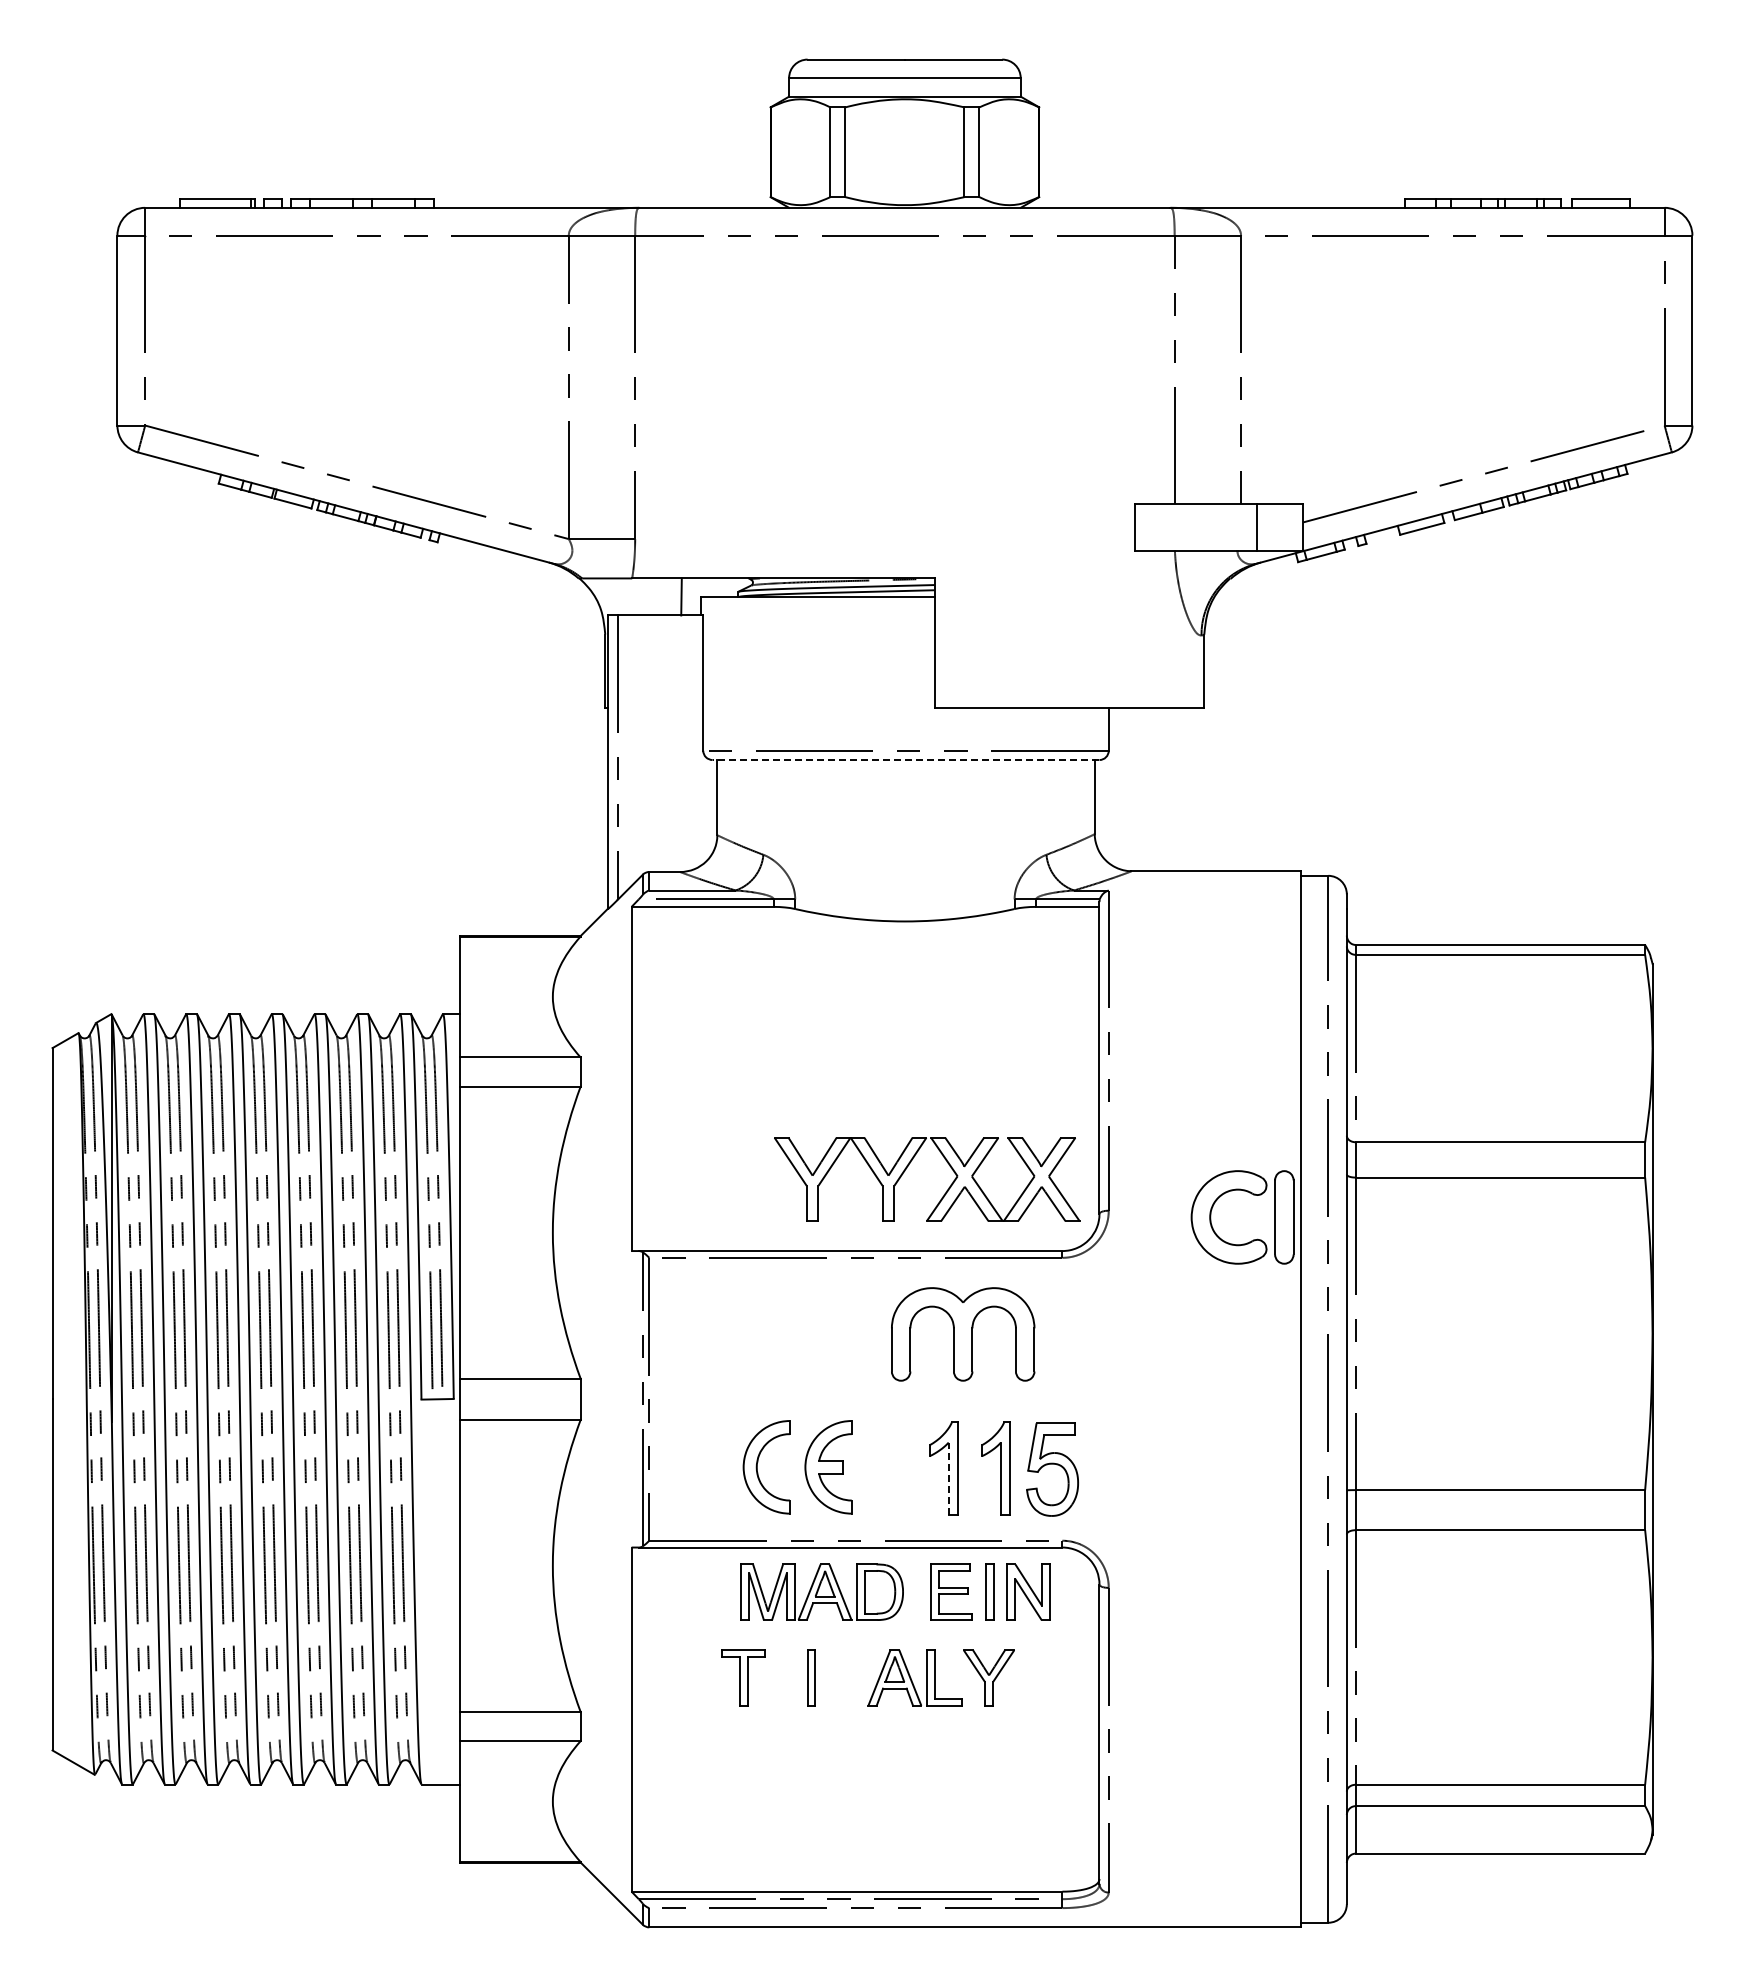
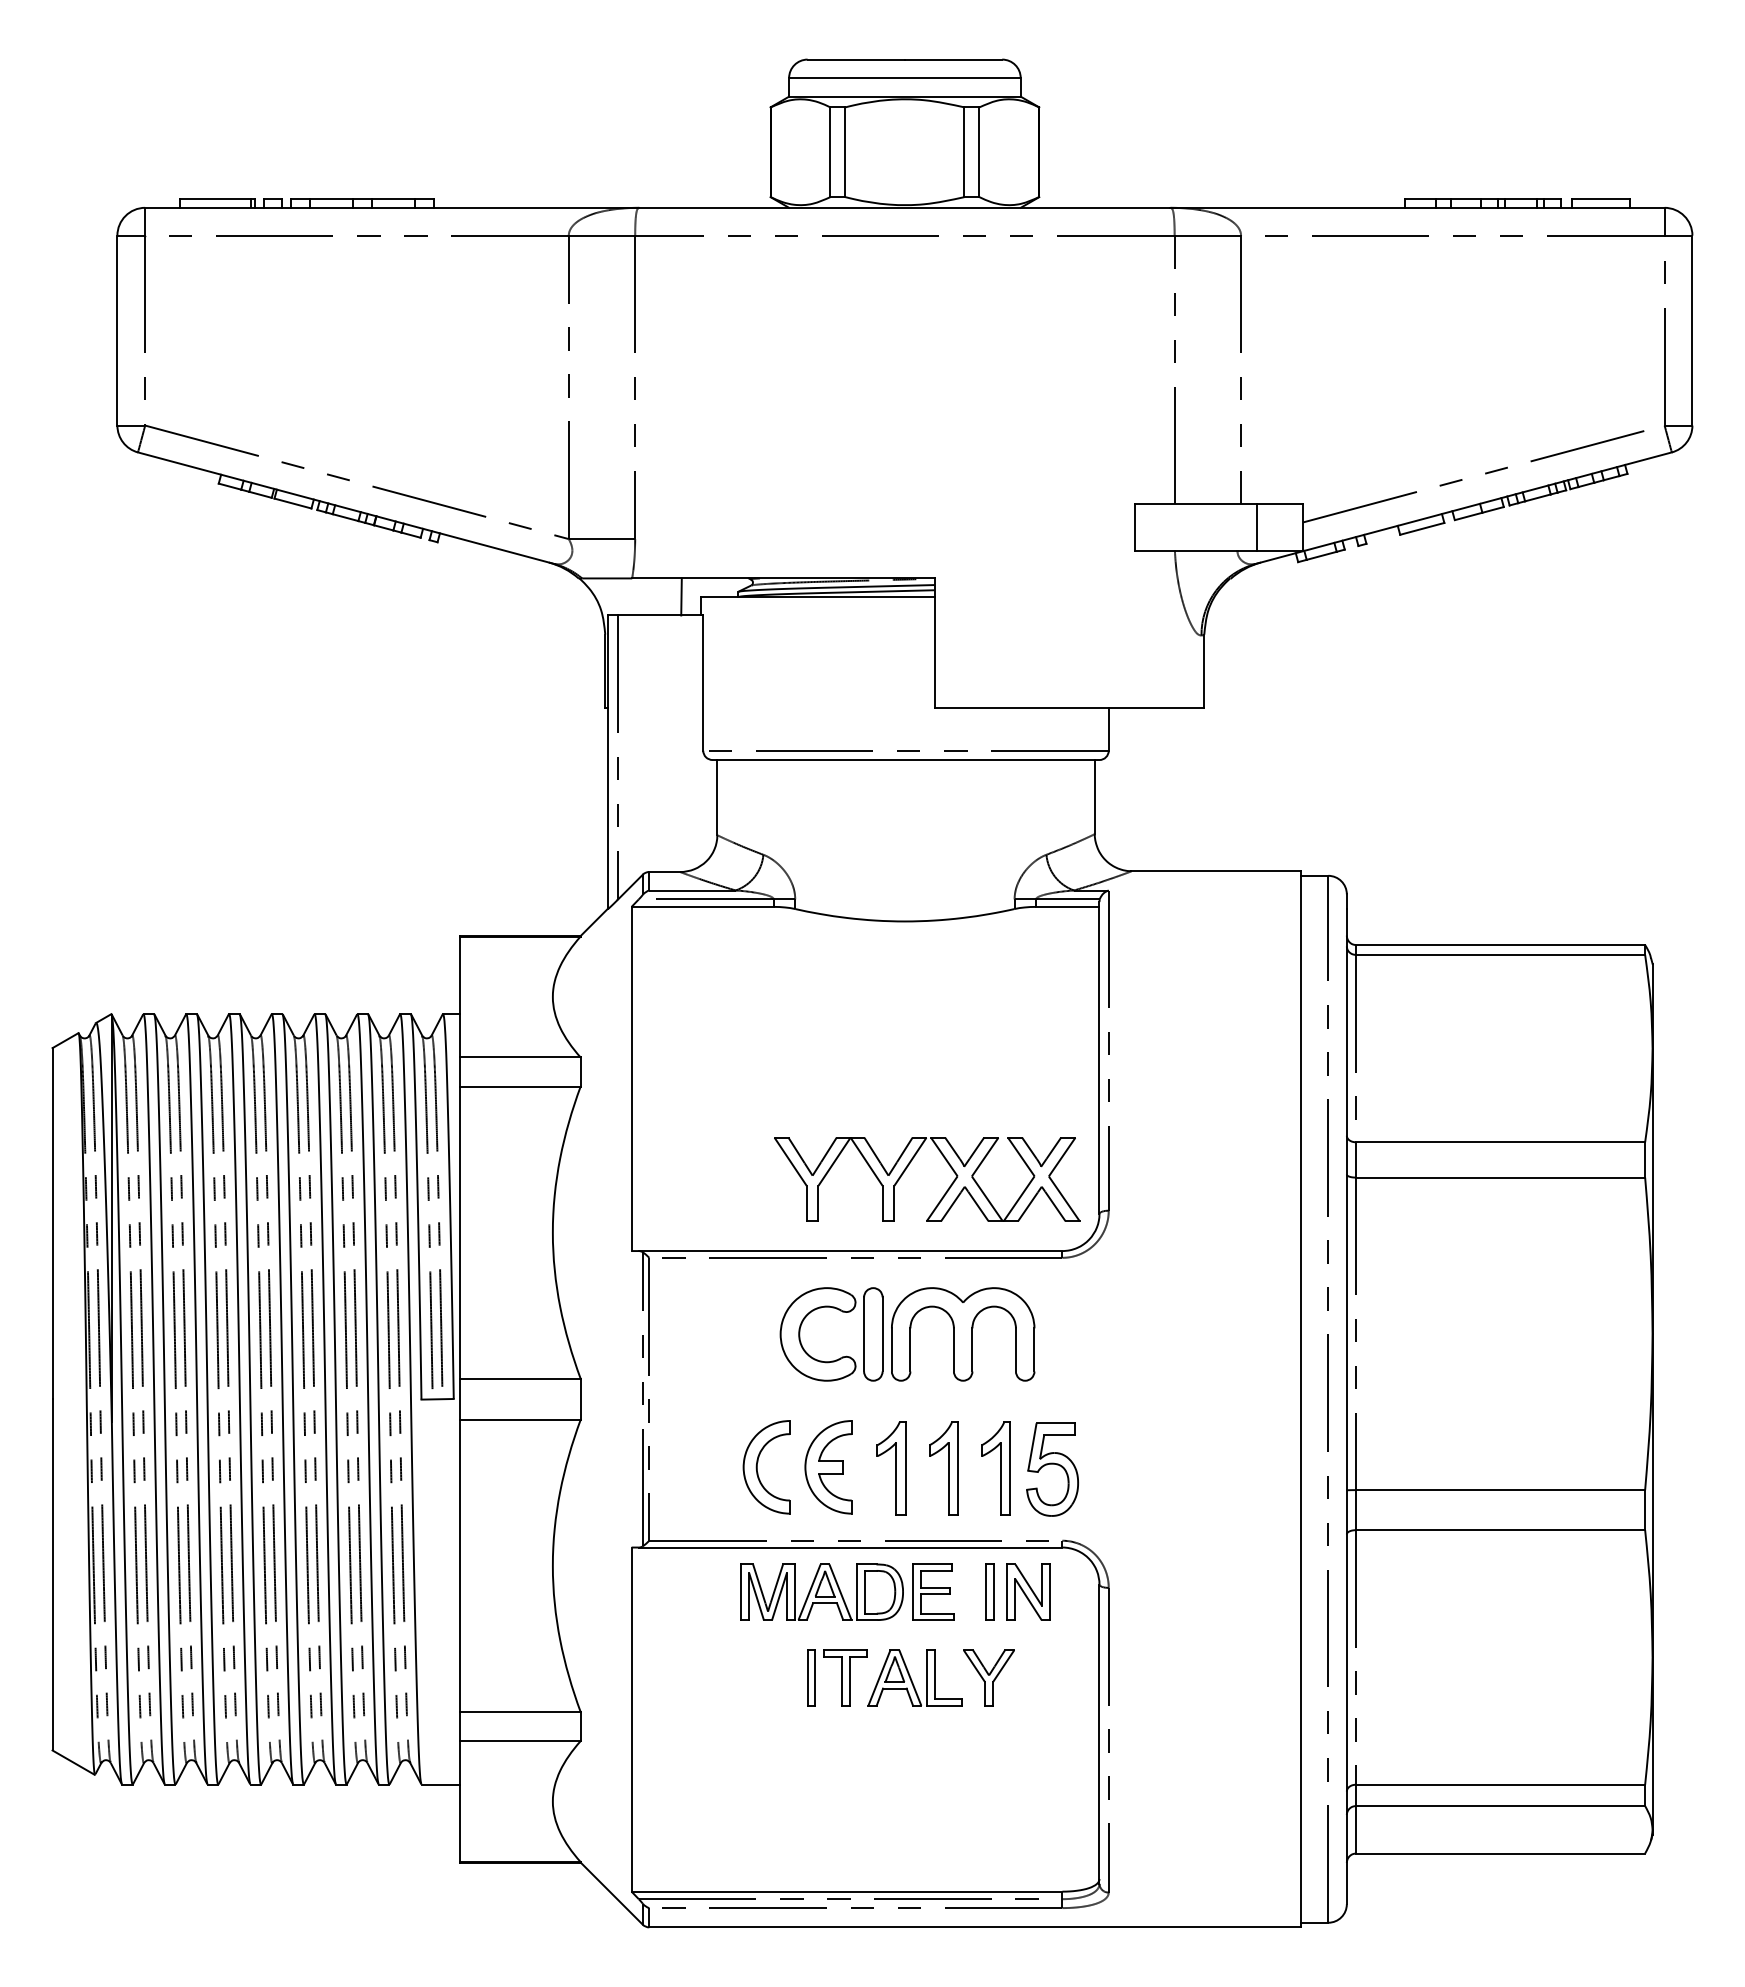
line: dashed -> solid (905, 760)
part position: (1253, 1195) -> (842, 1312) (842, 1312)
part: none -> present (891, 1468)
line: dashed -> solid (948, 1478)
part position: (951, 1591) -> (933, 1591) (933, 1591)
part position: (743, 1677) -> (845, 1677) (845, 1677)
